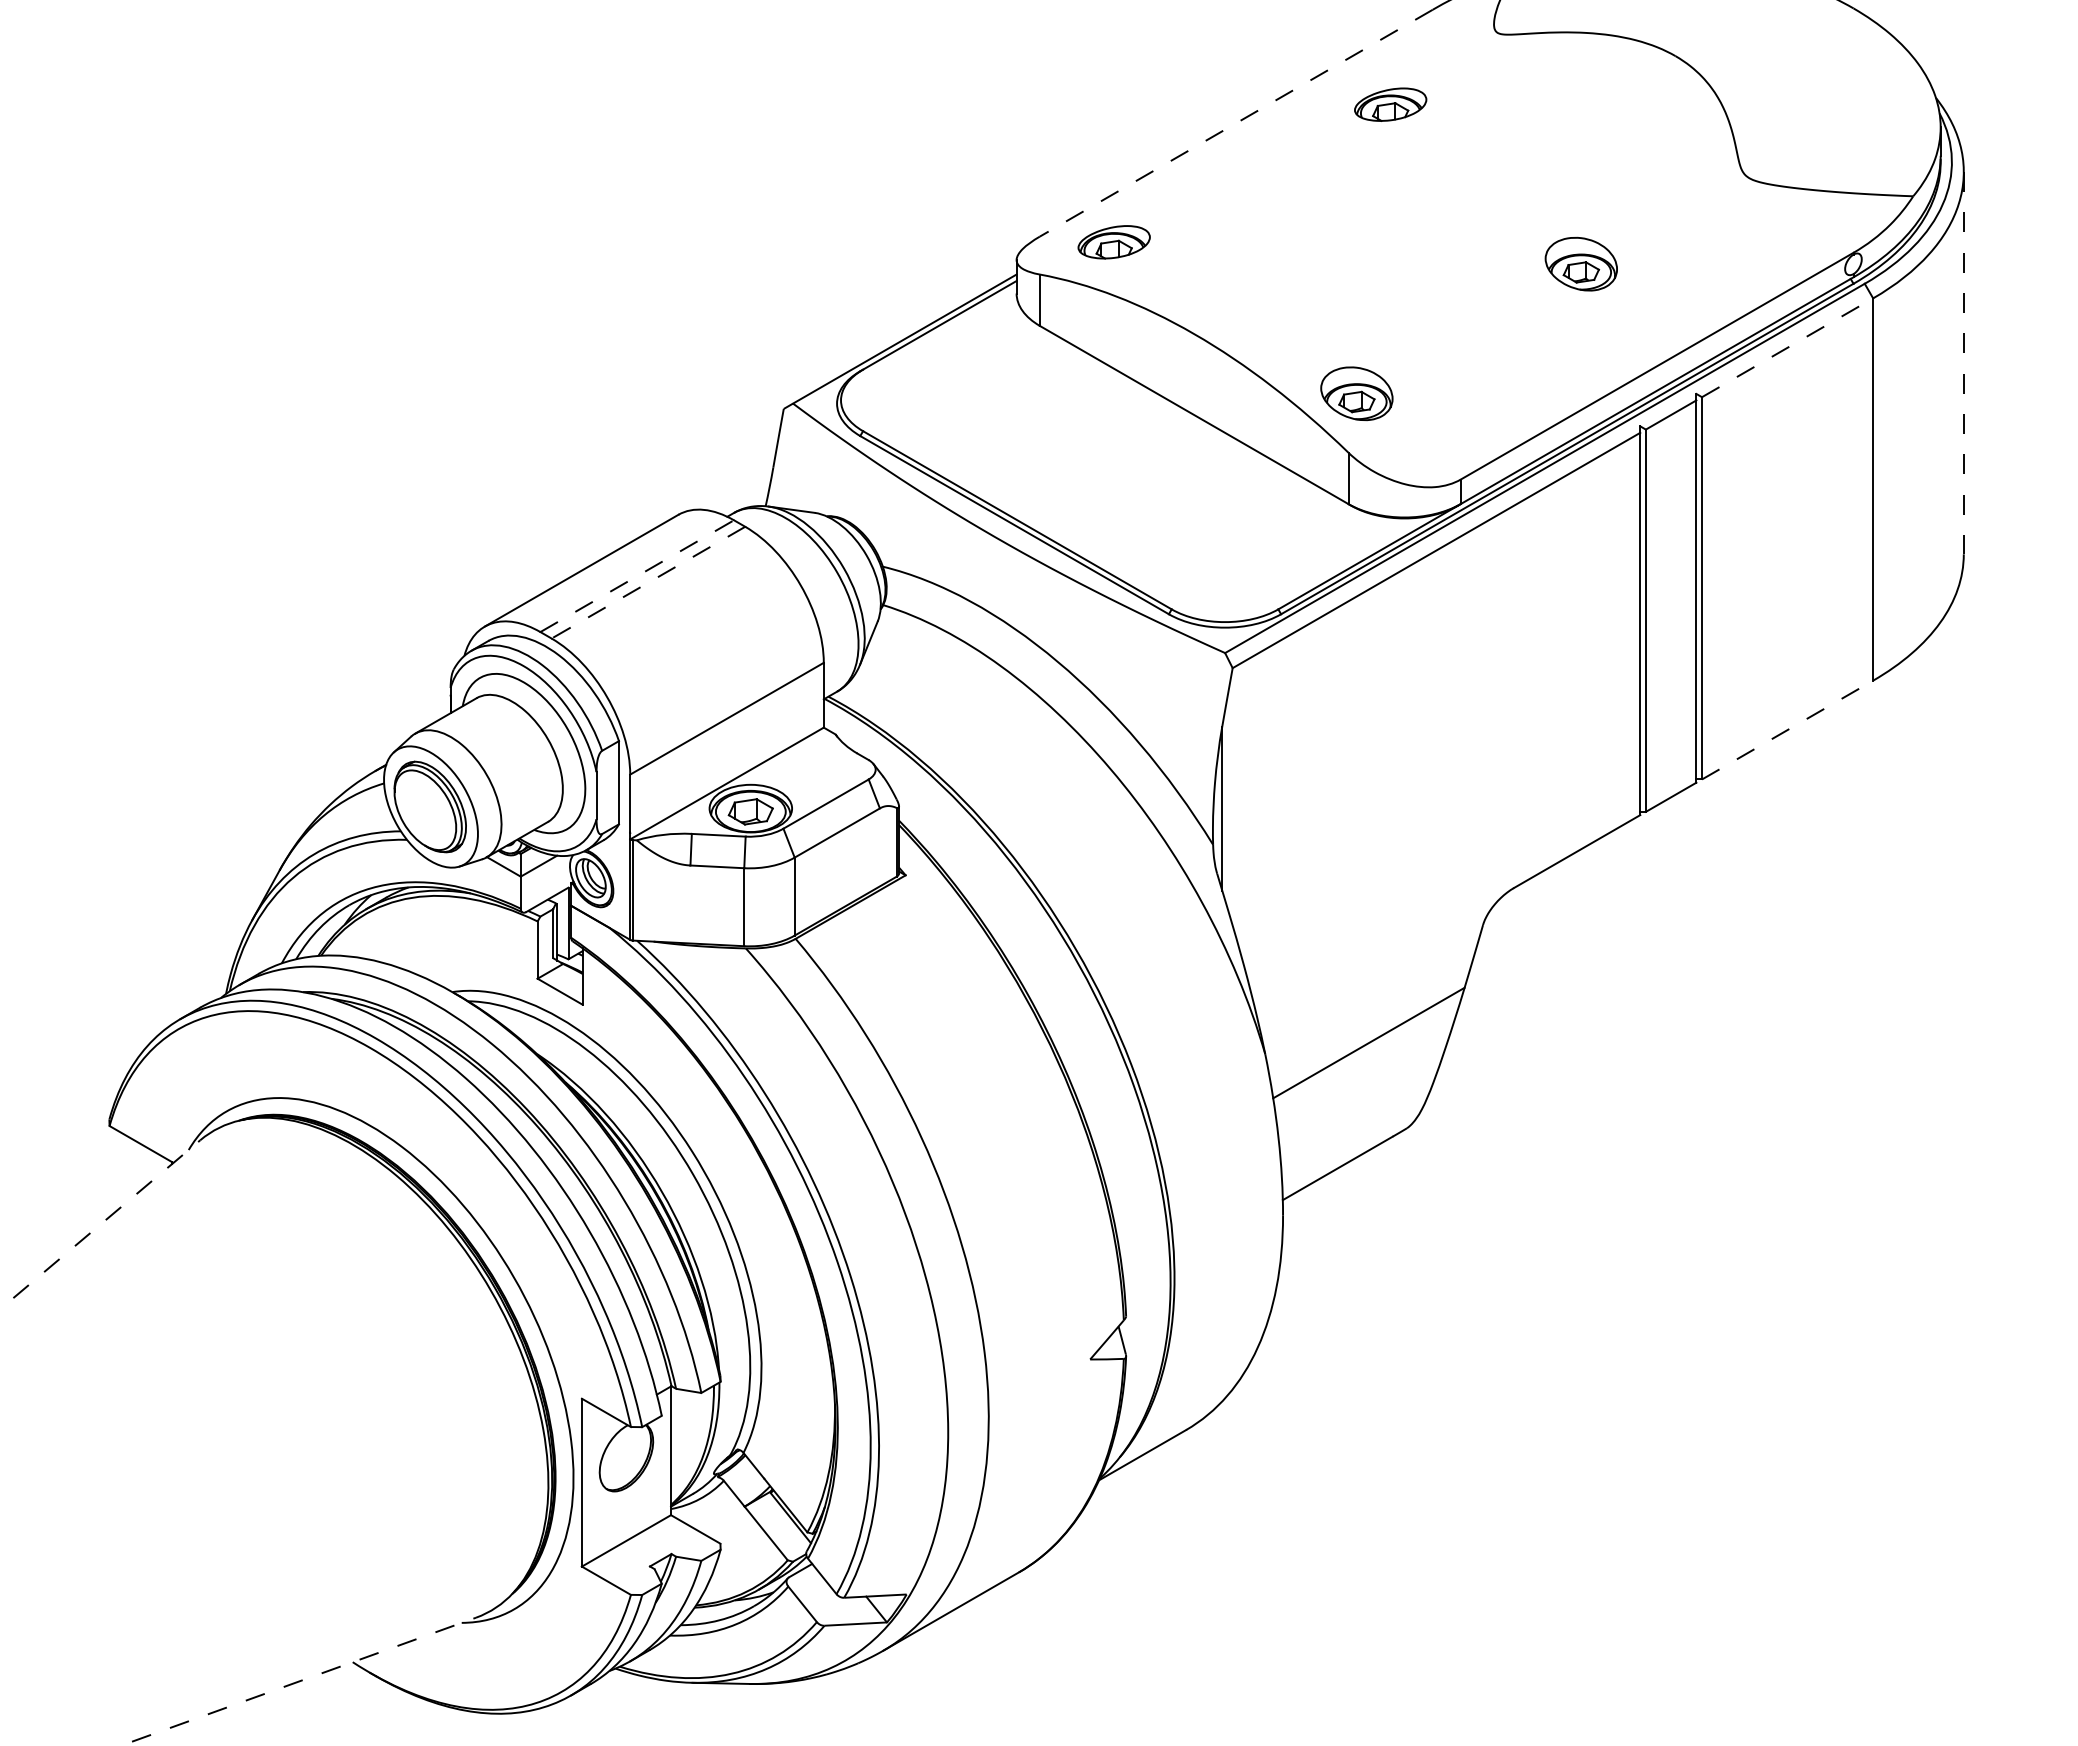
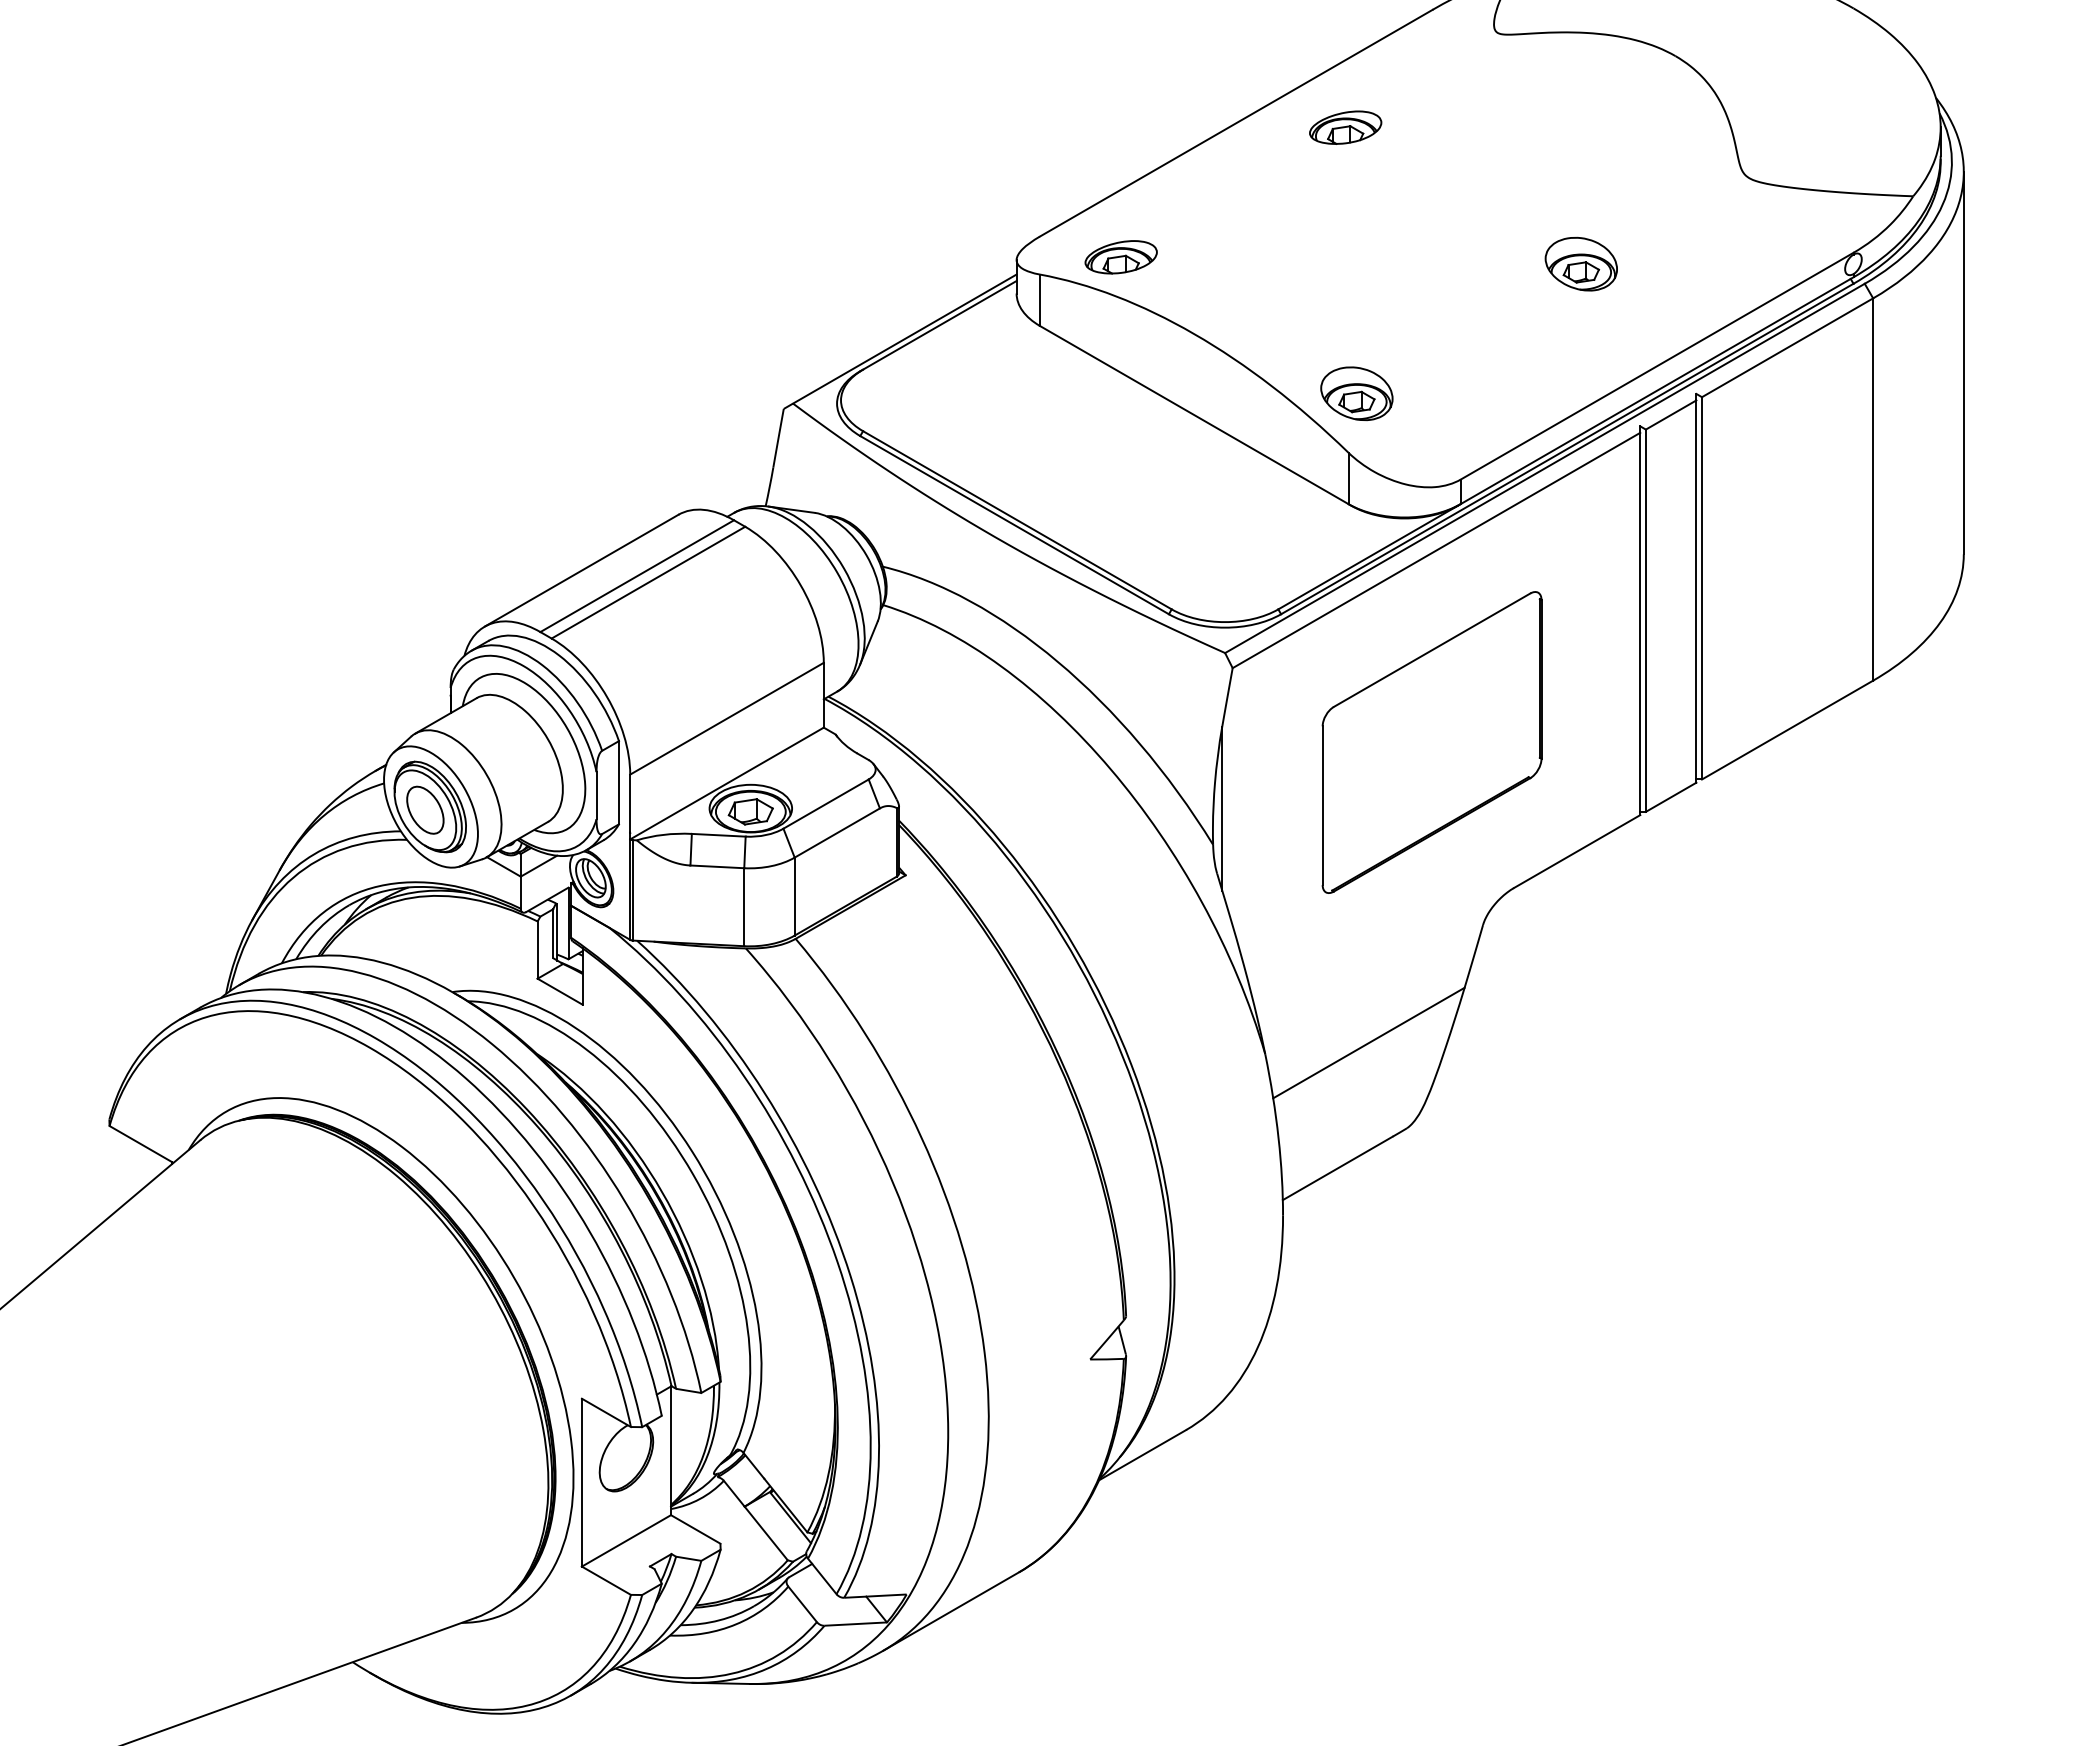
part position: (1390, 104) -> (1345, 127) (1345, 127)
line: dashed -> solid (1236, 123)
part position: (1113, 242) -> (1120, 257) (1120, 257)
line: dashed -> solid (1787, 347)
line: dashed -> solid (1963, 363)
line: dashed -> solid (637, 576)
line: dashed -> solid (648, 582)
line: dashed -> solid (1787, 730)
part: none -> present (1431, 742)
part: none -> present (425, 809)
line: dashed -> solid (100, 1224)
line: dashed -> solid (298, 1681)
